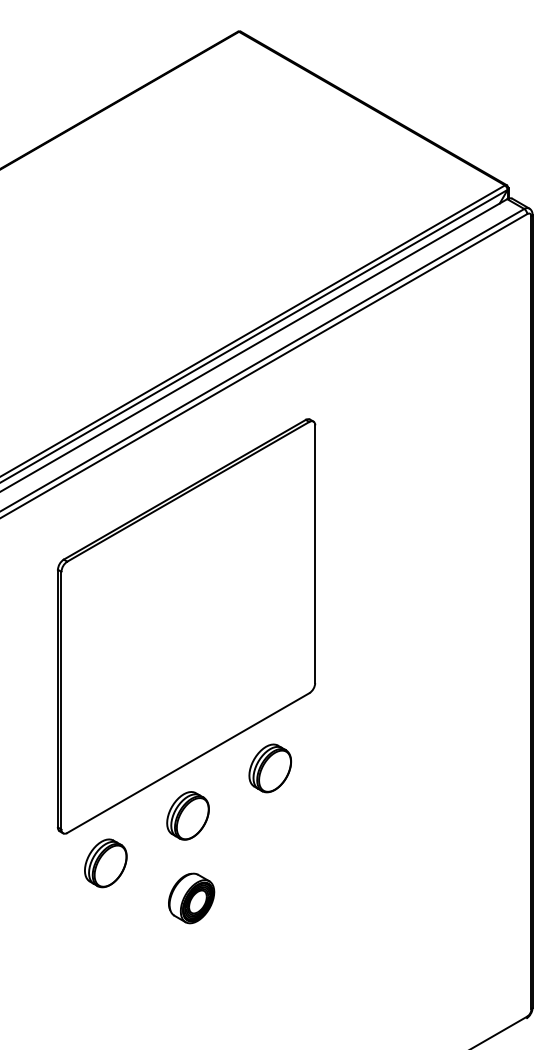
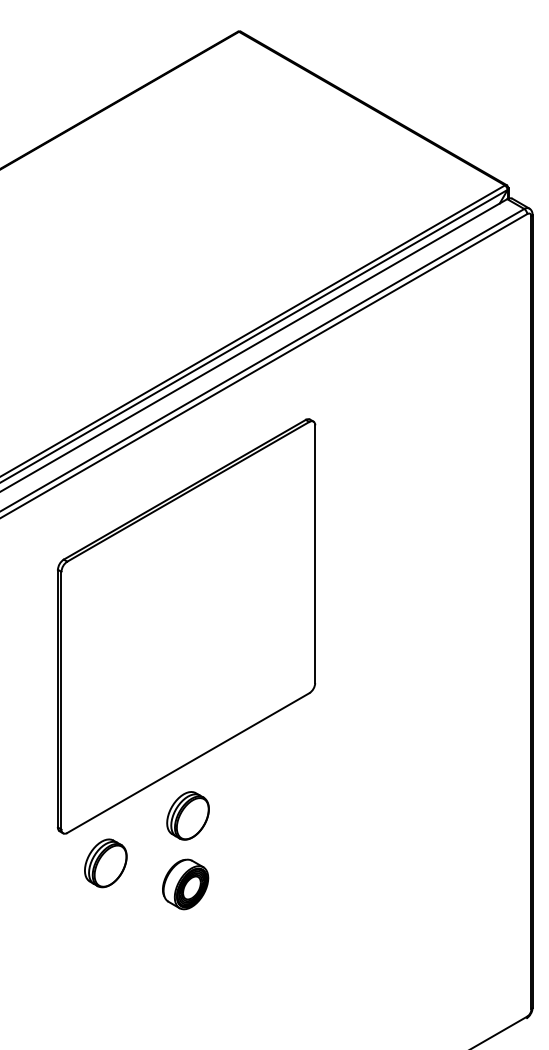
part: present -> none (269, 768)
part position: (191, 898) -> (185, 884) (185, 884)
